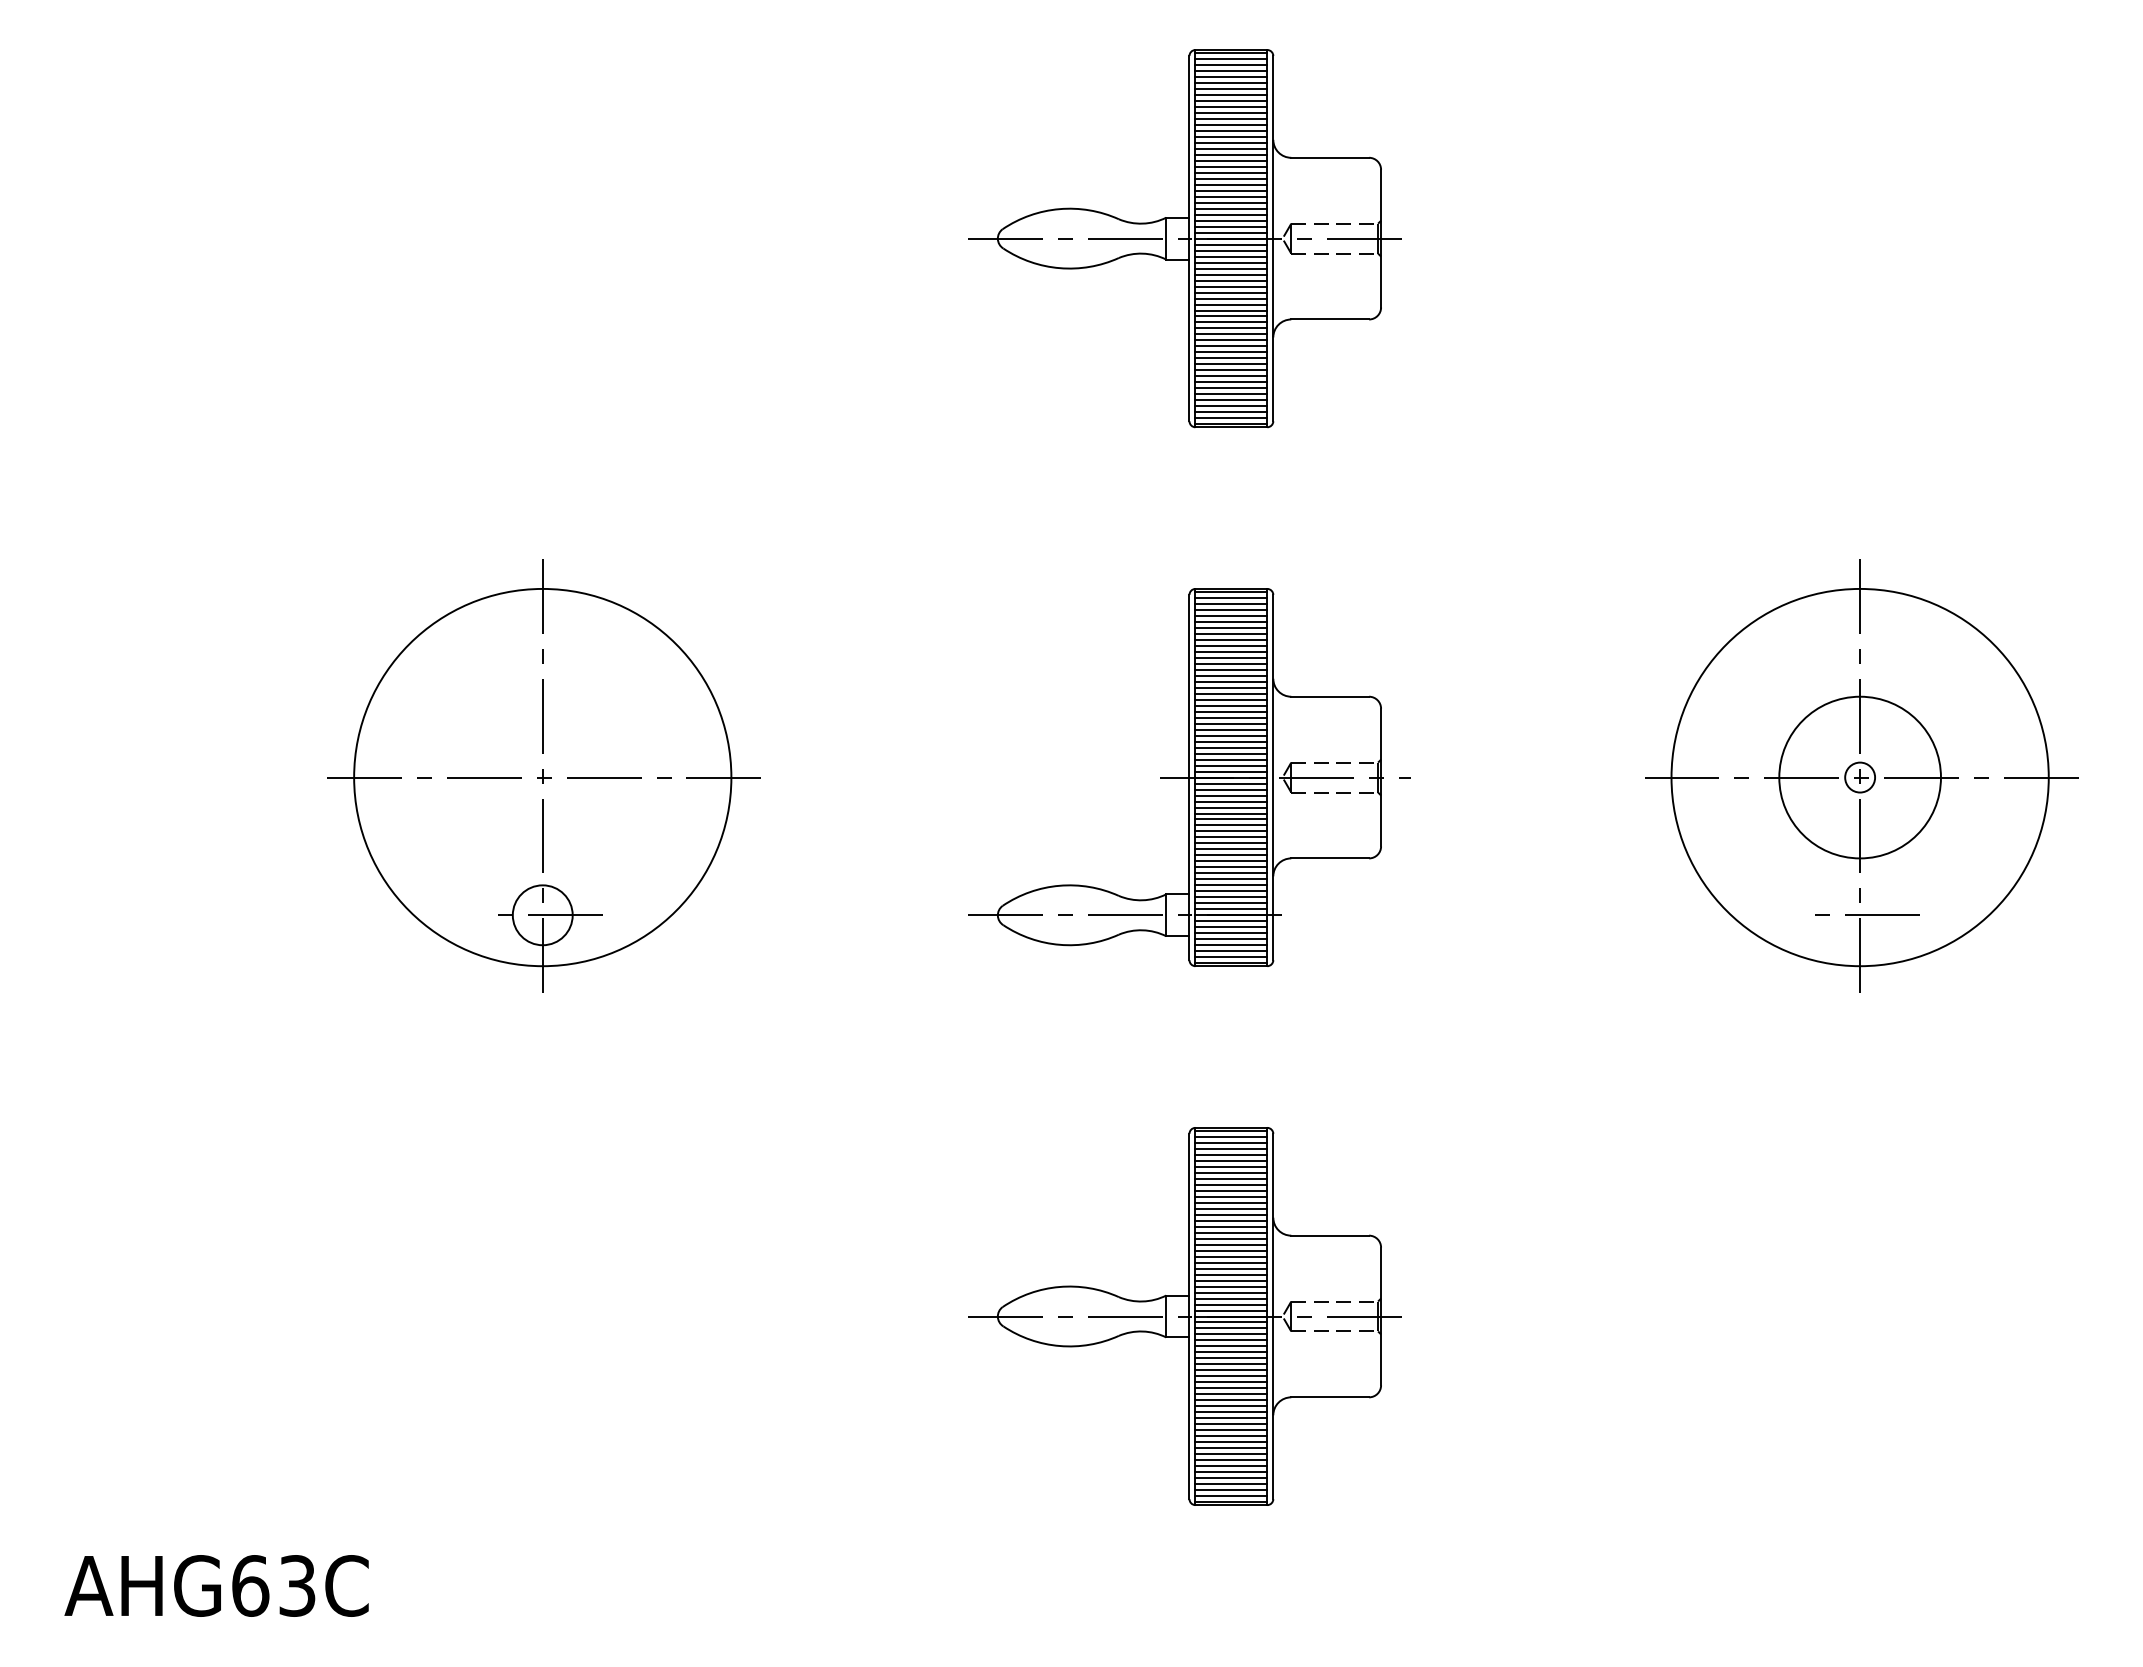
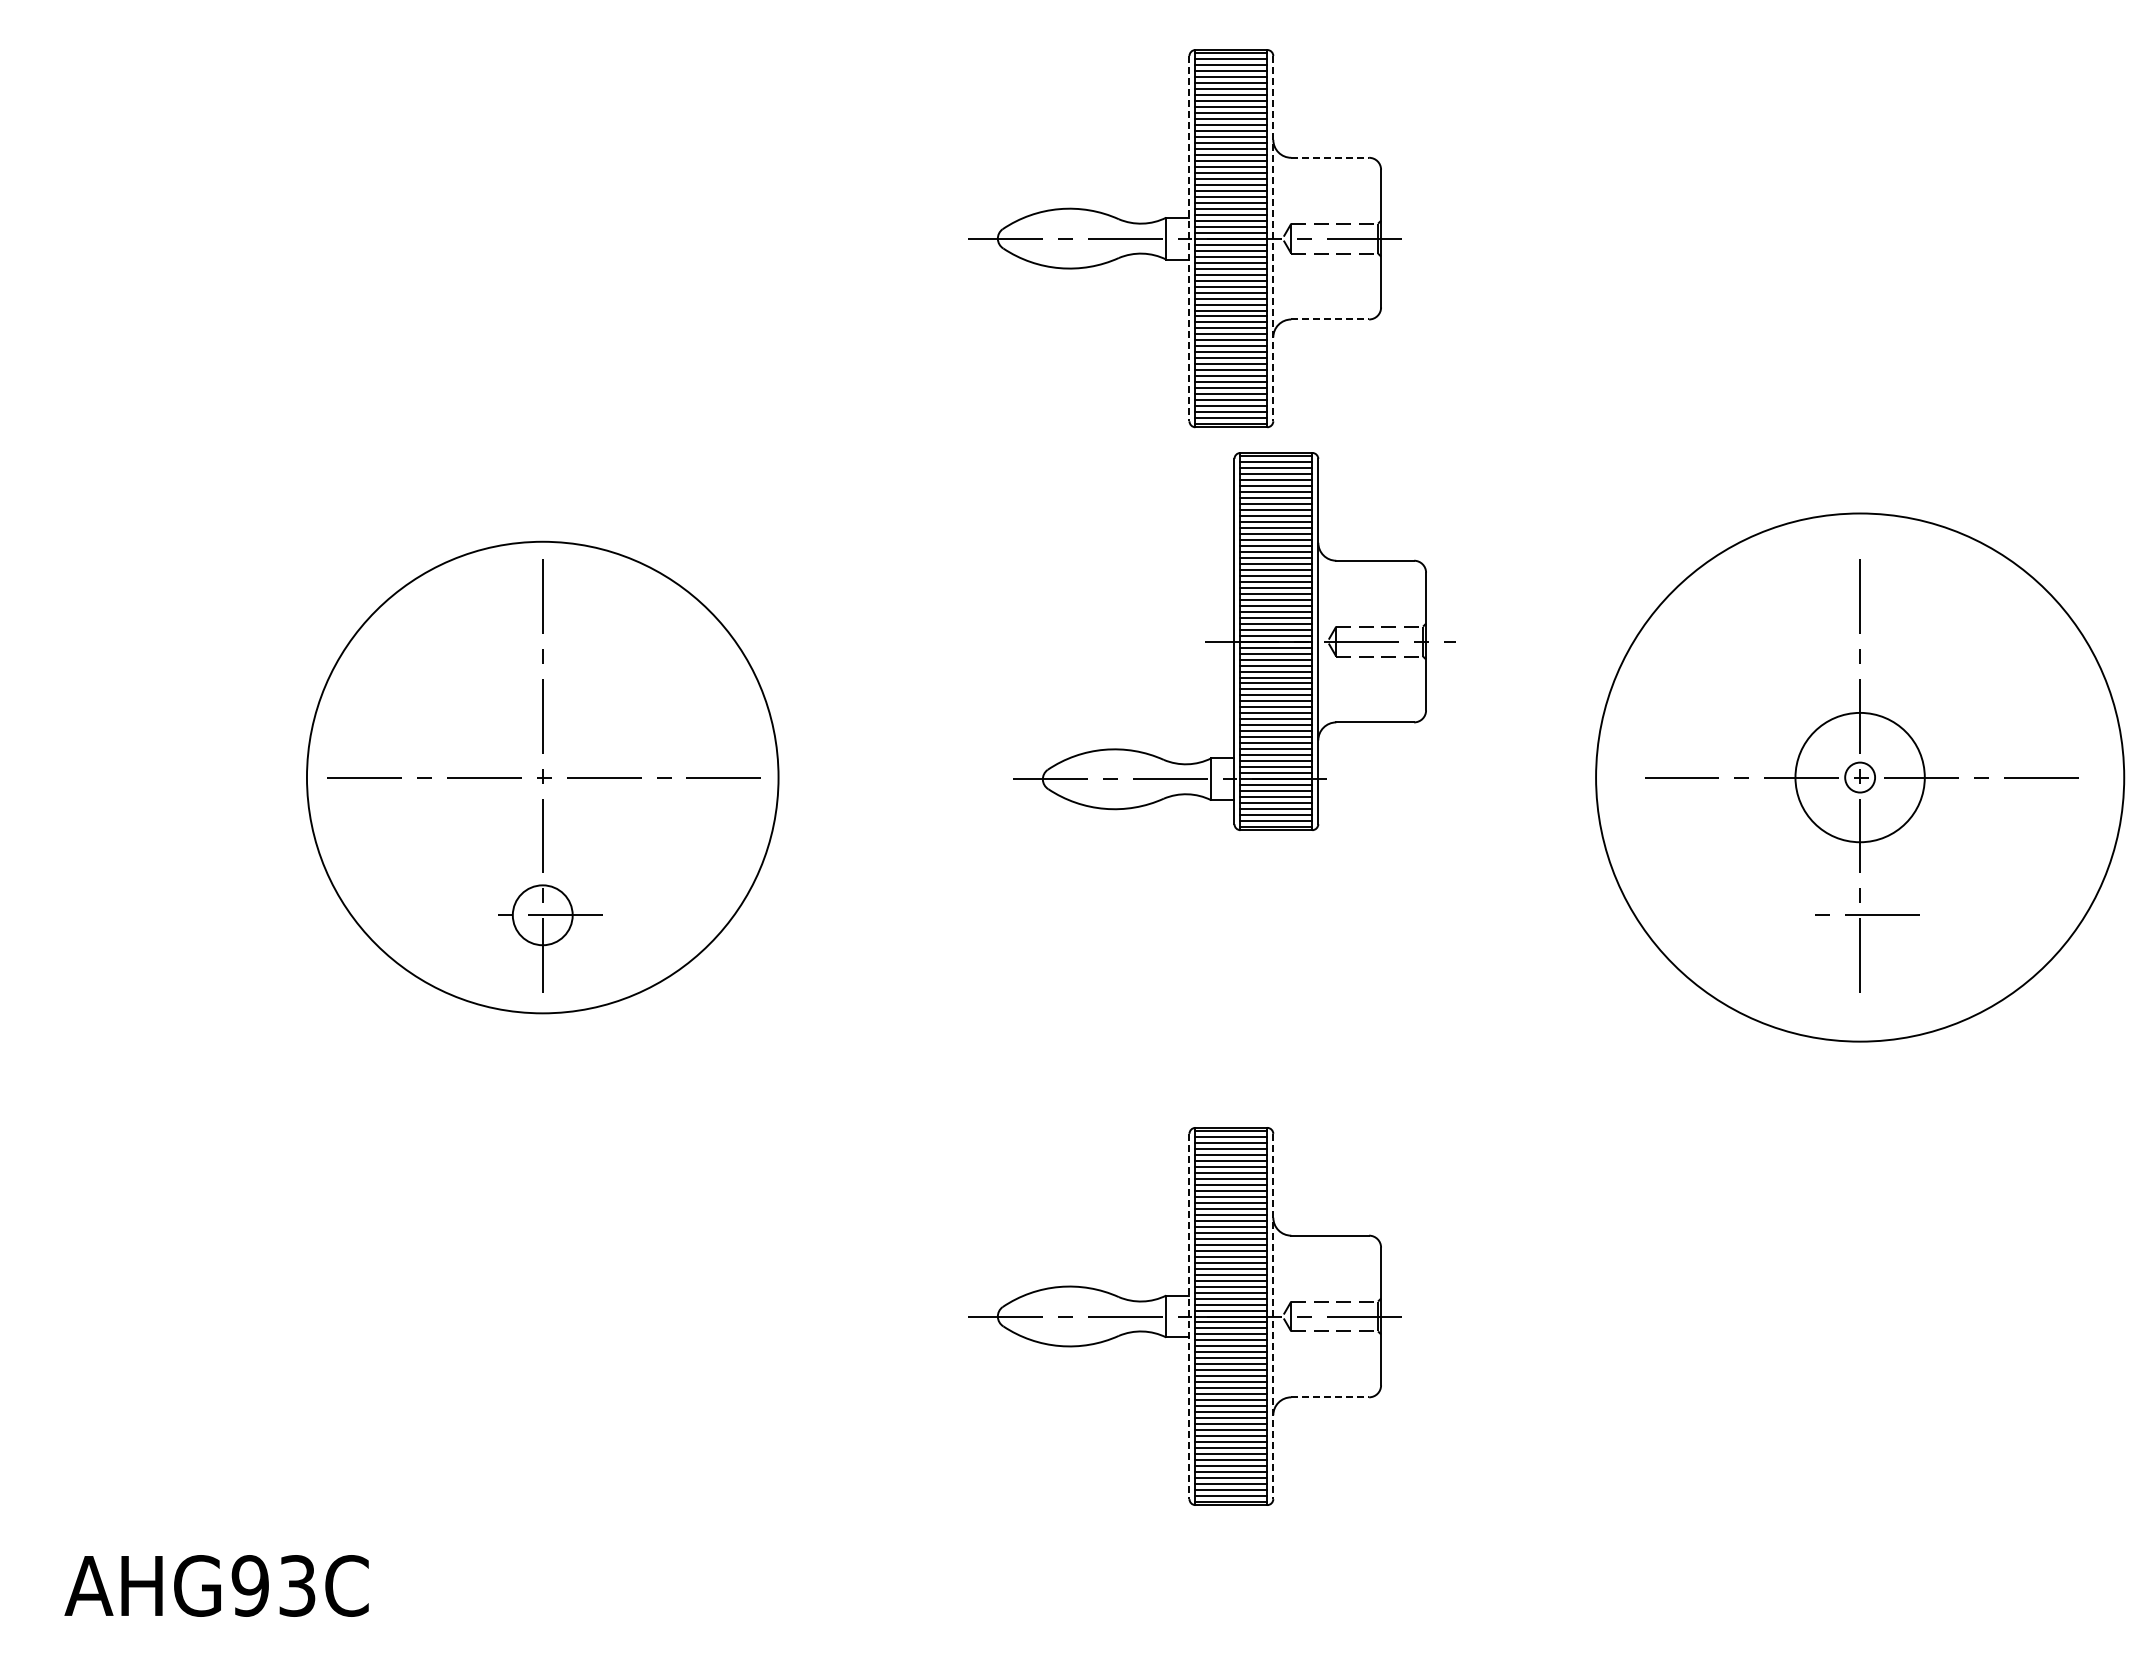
line: solid -> dashed (1330, 157)
line: solid -> dashed (1189, 238)
line: solid -> dashed (1273, 238)
line: solid -> dashed (1330, 319)
circle diameter: 377 px -> 472 px (542, 777)
part position: (1189, 777) -> (1234, 641) (1234, 641)
circle diameter: 162 px -> 129 px (1859, 777)
circle diameter: 377 px -> 528 px (1860, 777)
line: solid -> dashed (1189, 1316)
line: solid -> dashed (1273, 1316)
line: solid -> dashed (1330, 1397)
text: AHG63C -> AHG93C (250, 1585)
